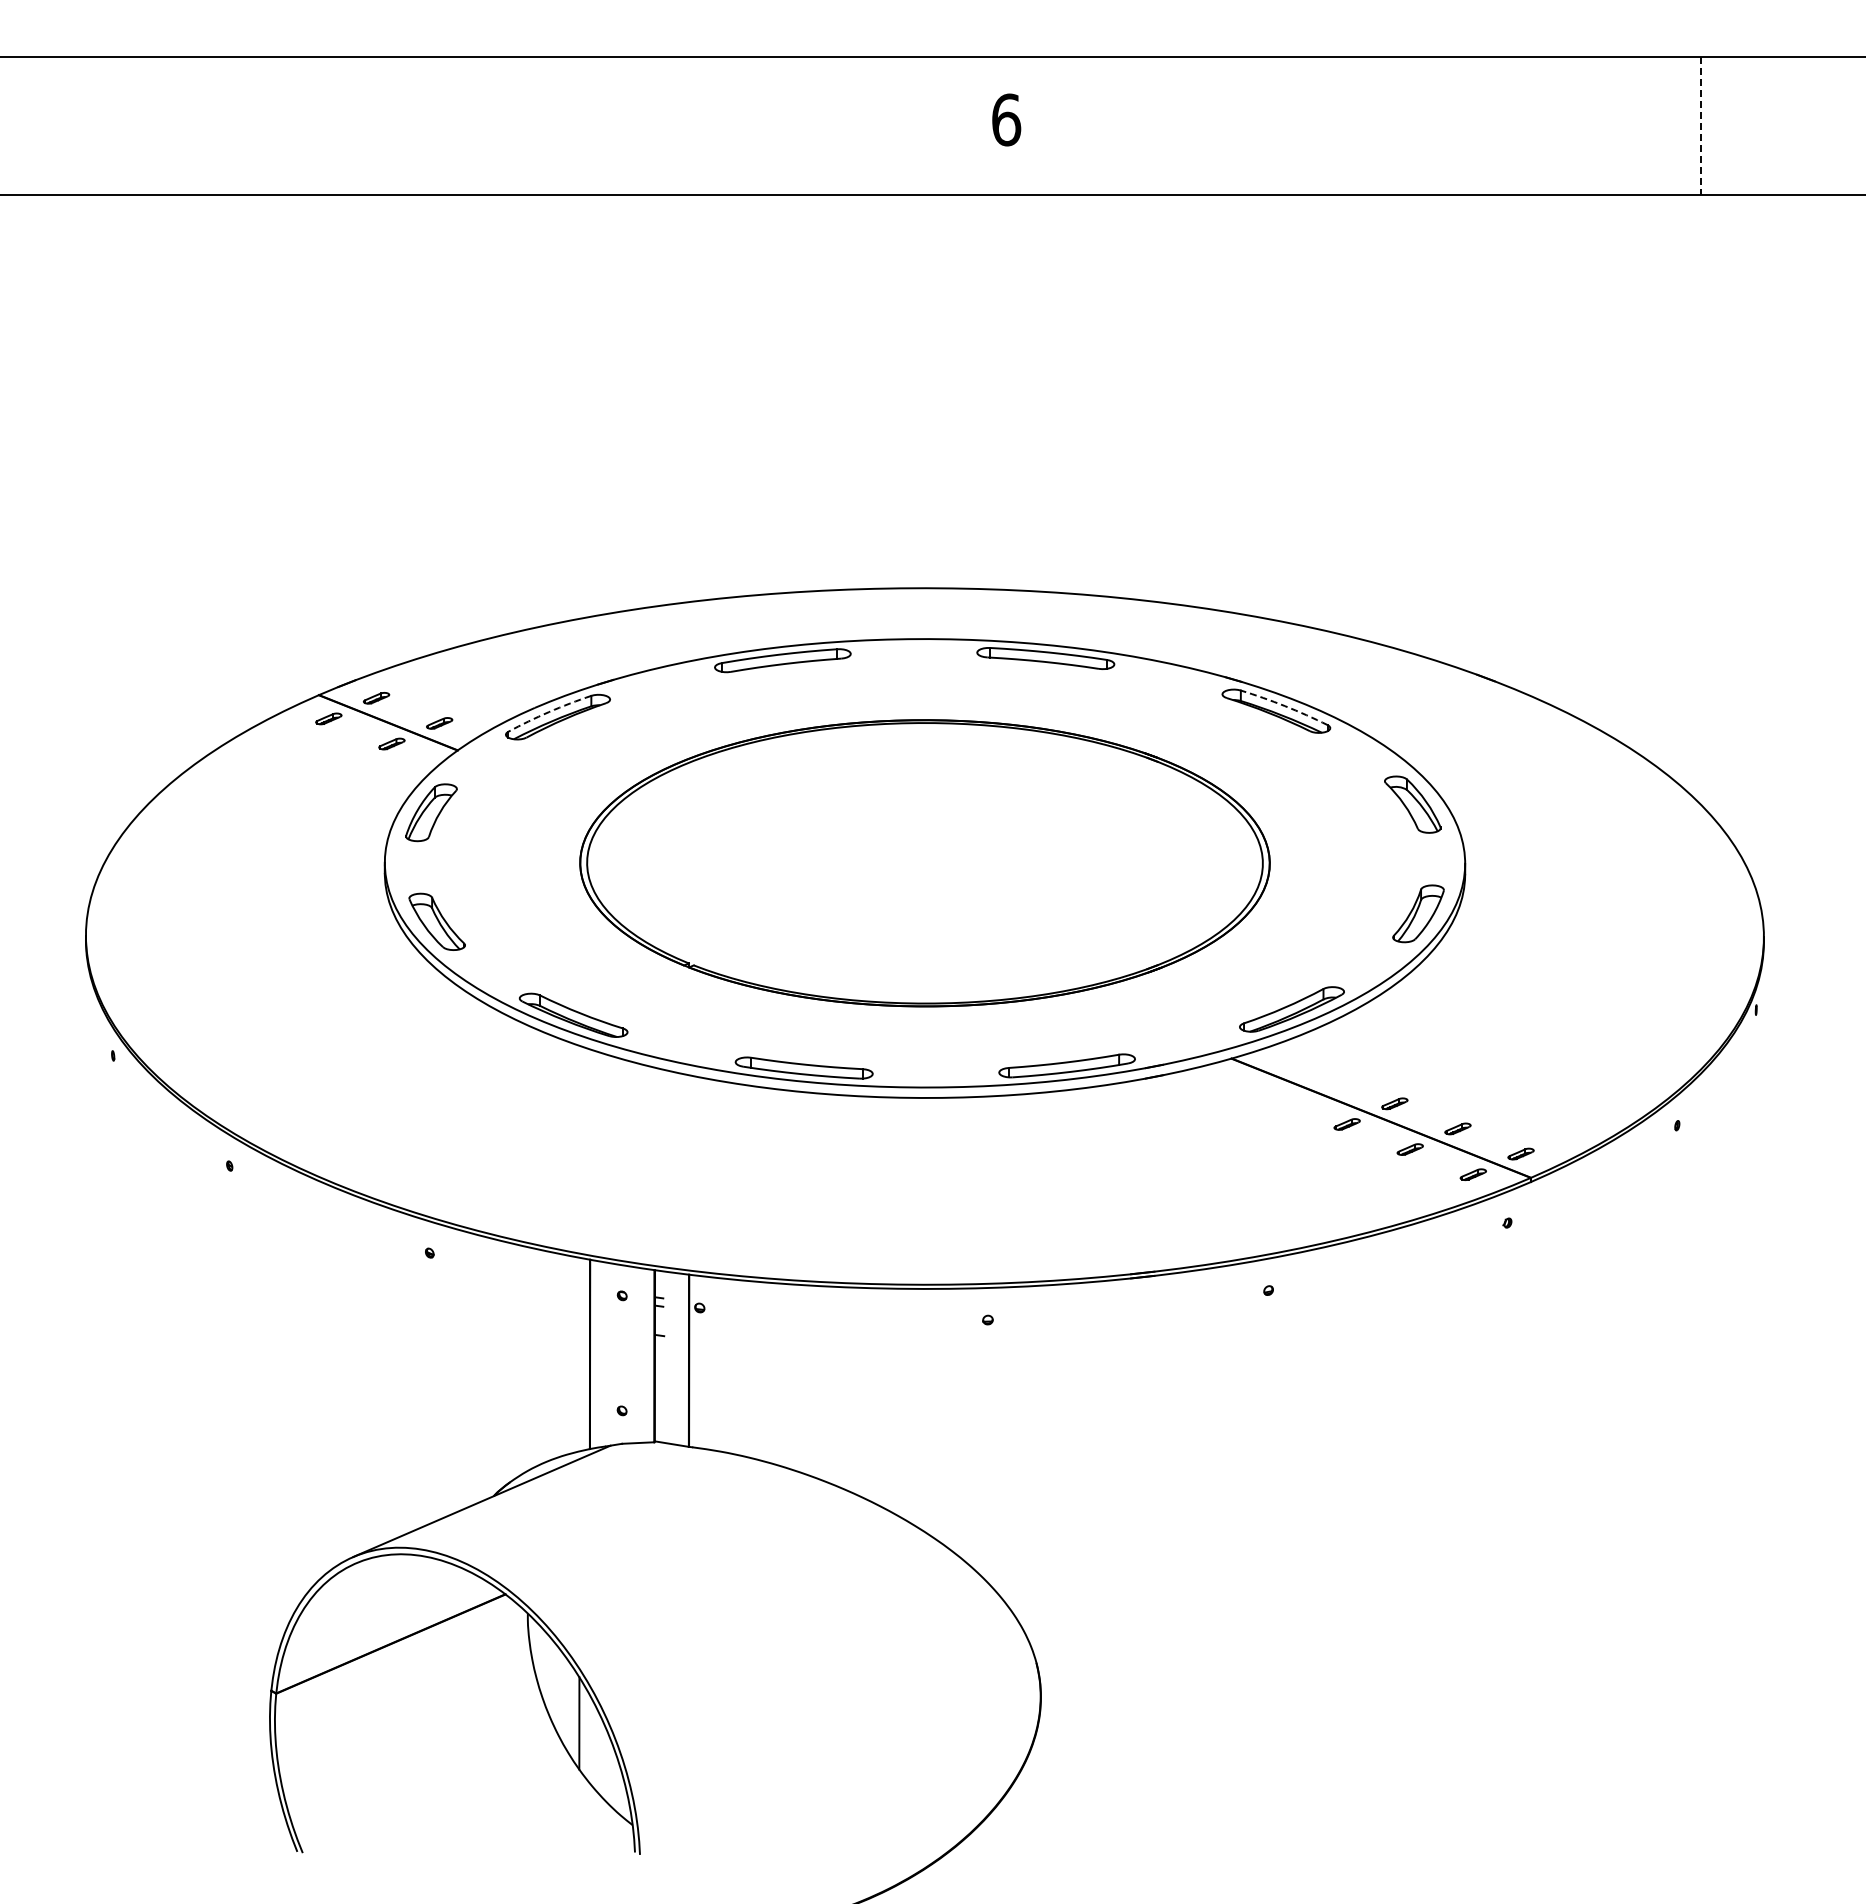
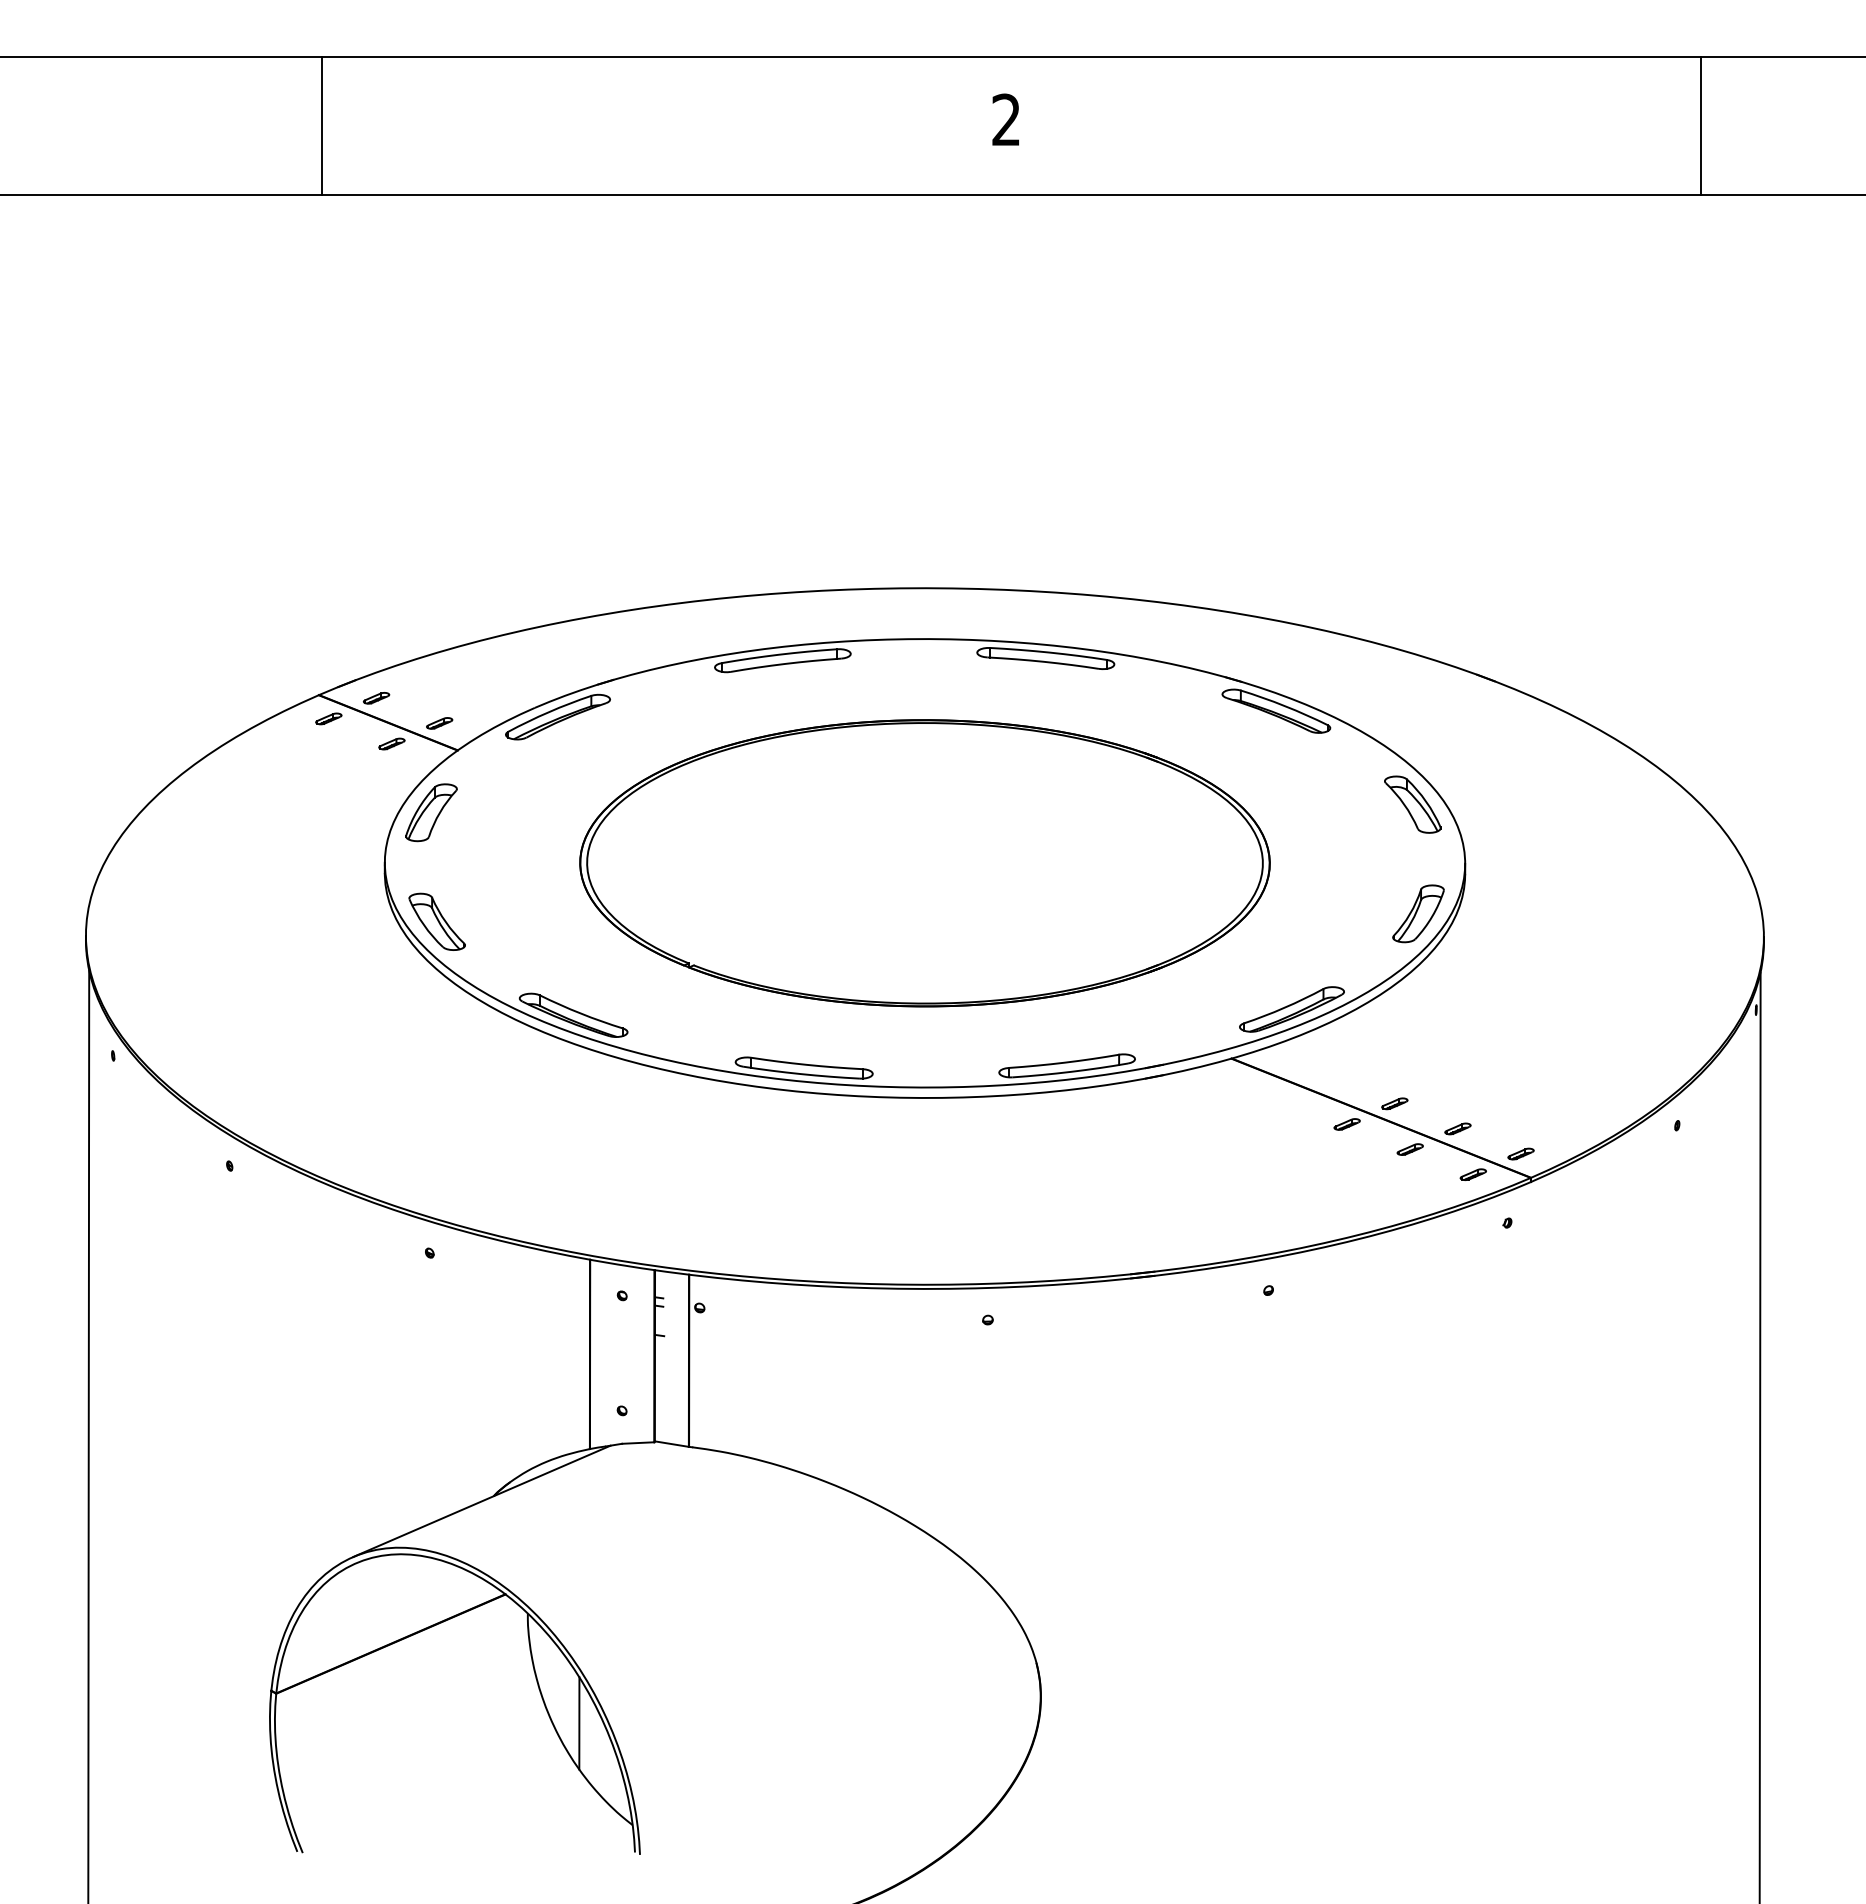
text: 6 -> 2 (1006, 119)
line: none -> present (321, 126)
line: dashed -> solid (1700, 126)
arc: dashed -> solid (1284, 706)
arc: dashed -> solid (549, 712)
line: none -> present (88, 1435)
line: none -> present (1759, 1436)
